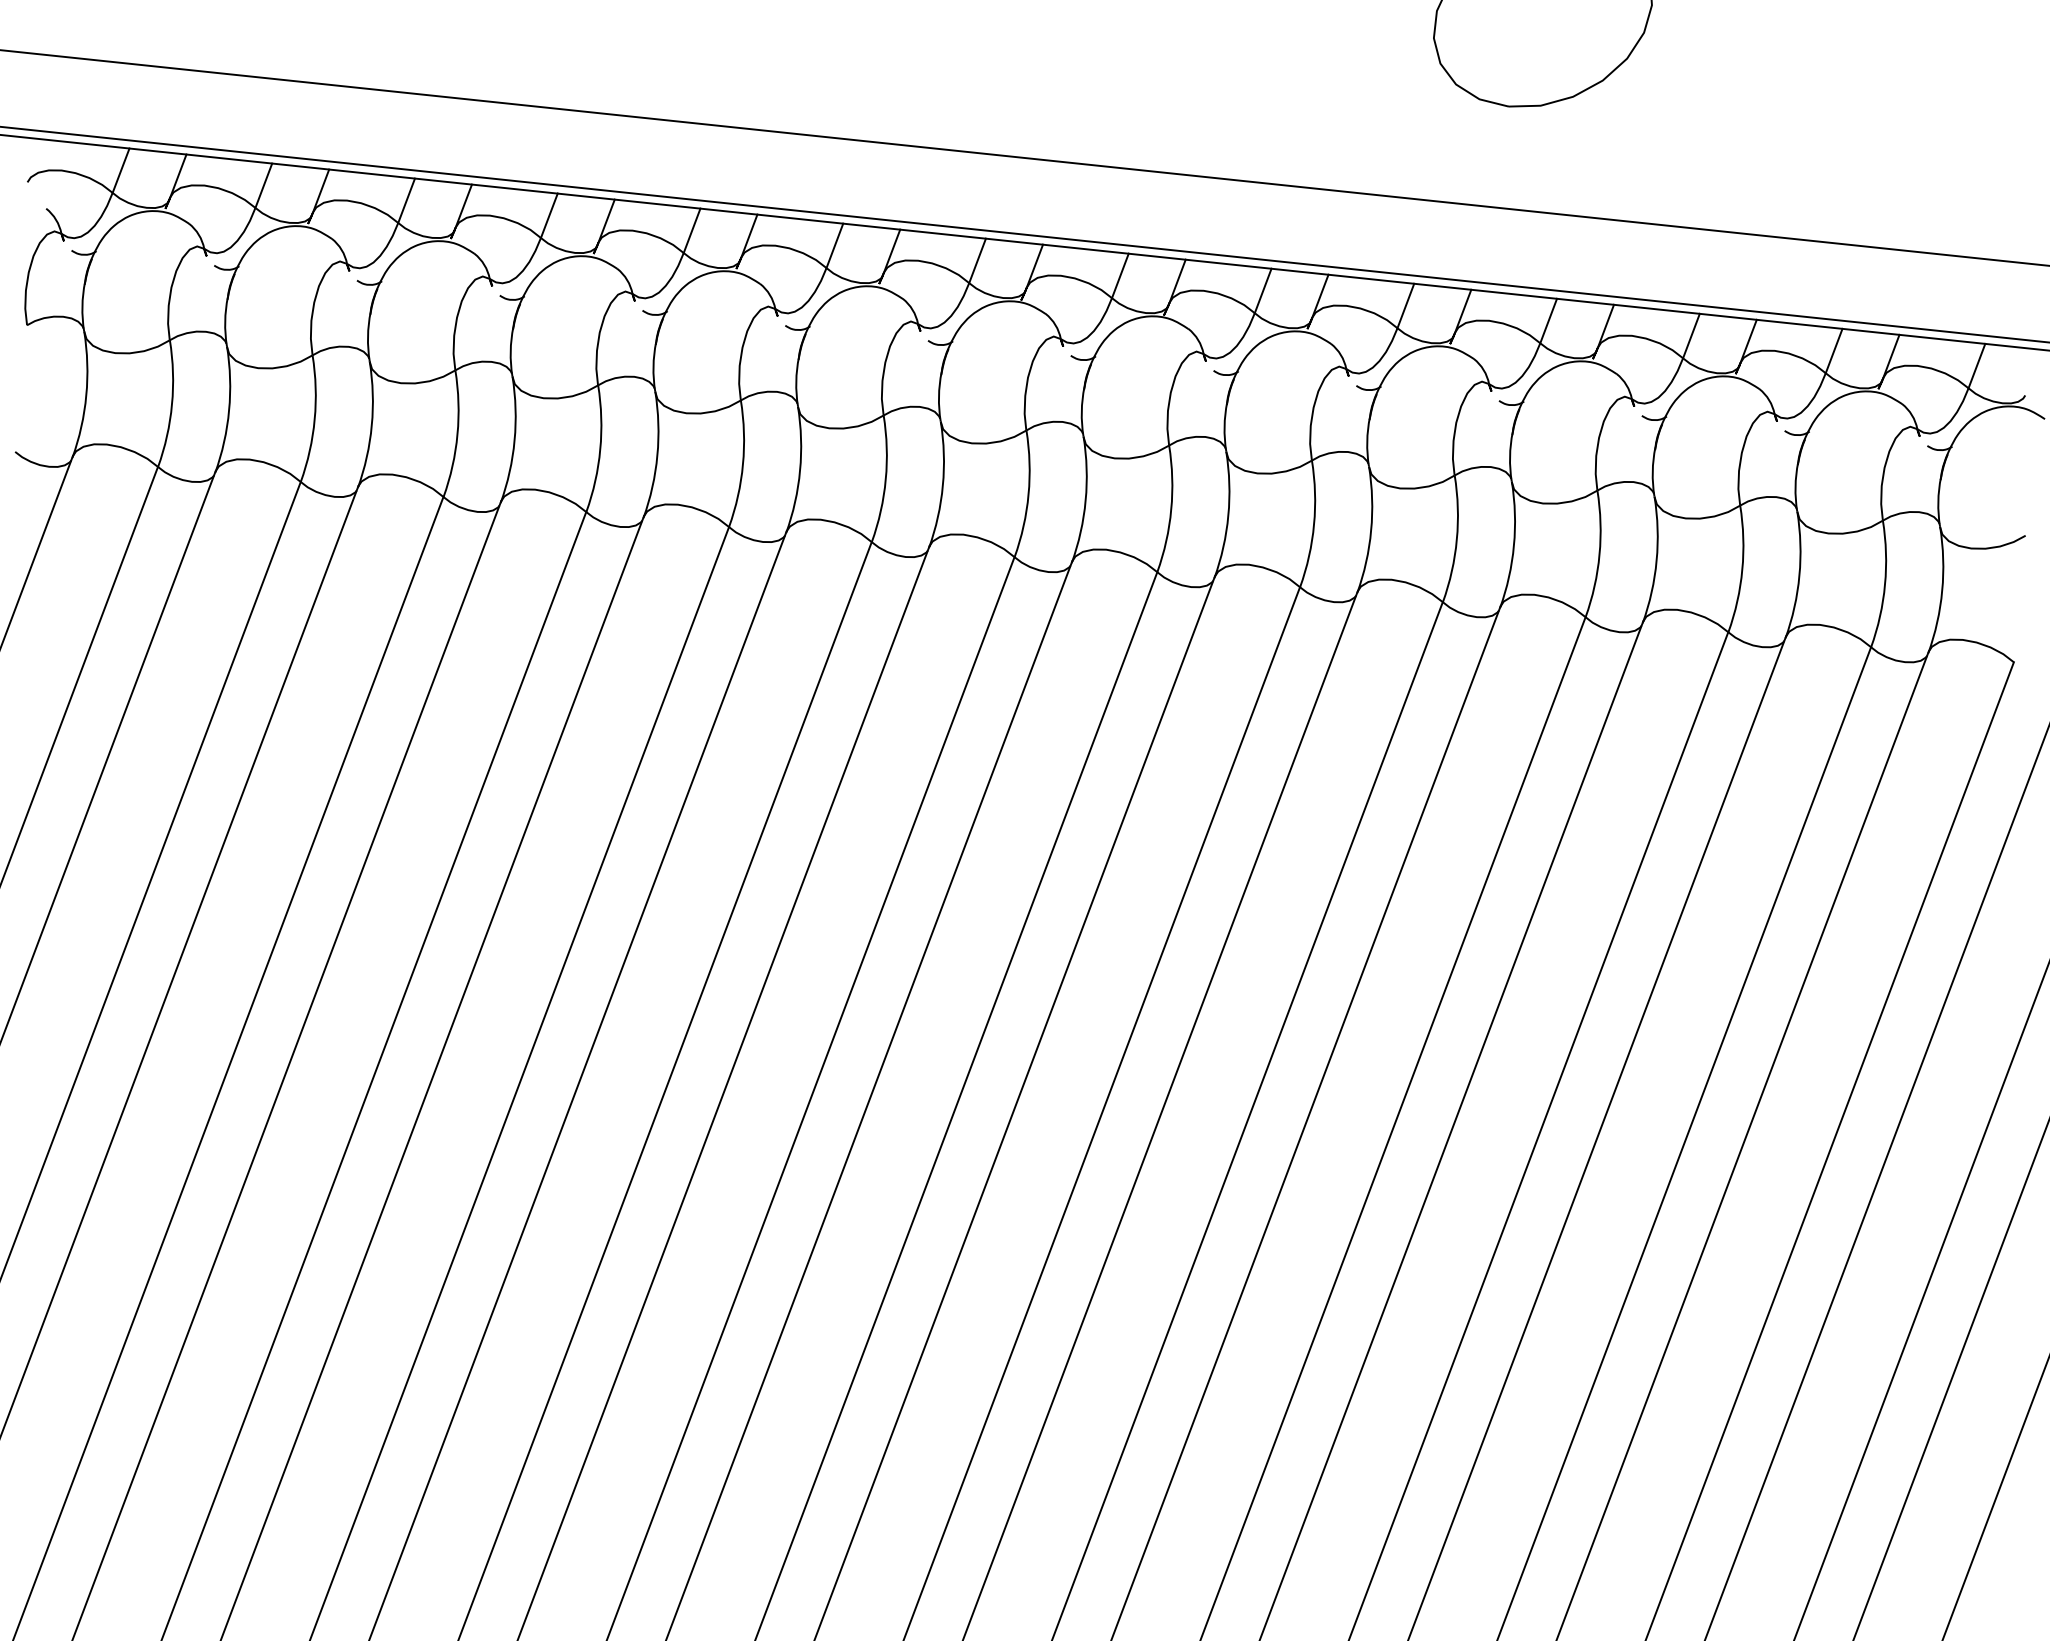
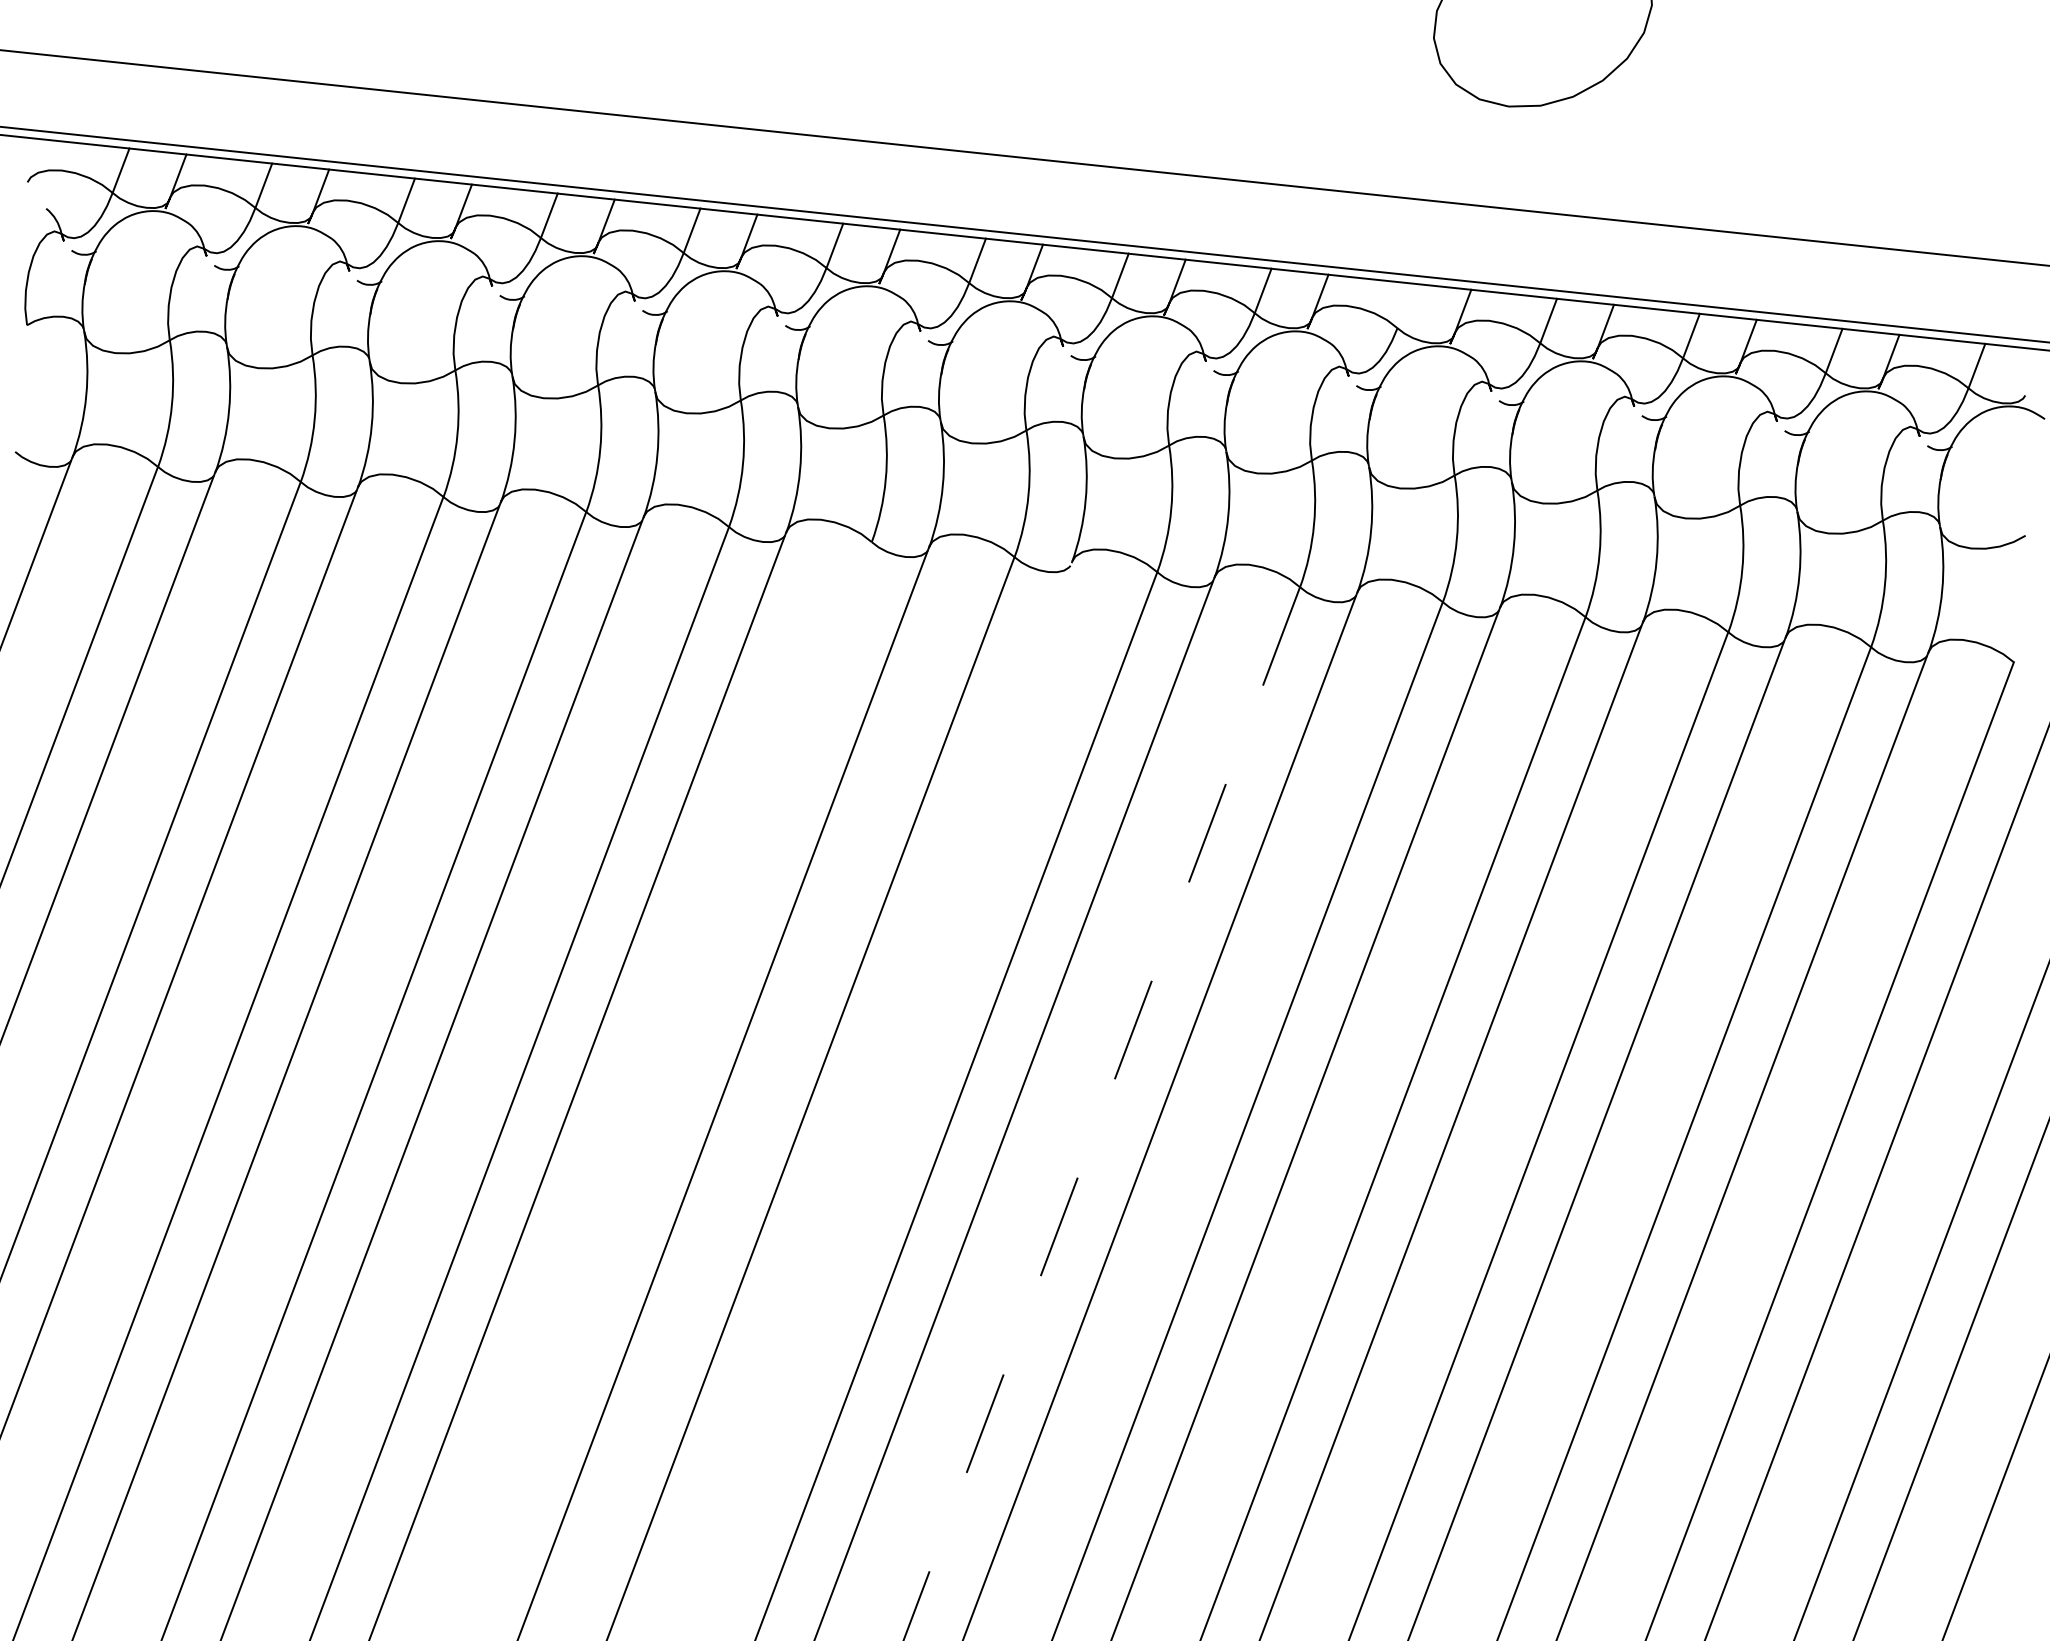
line: present -> none (1405, 305)
line: present -> none (665, 1089)
line: present -> none (869, 1099)
line: solid -> dashed (1101, 1114)
